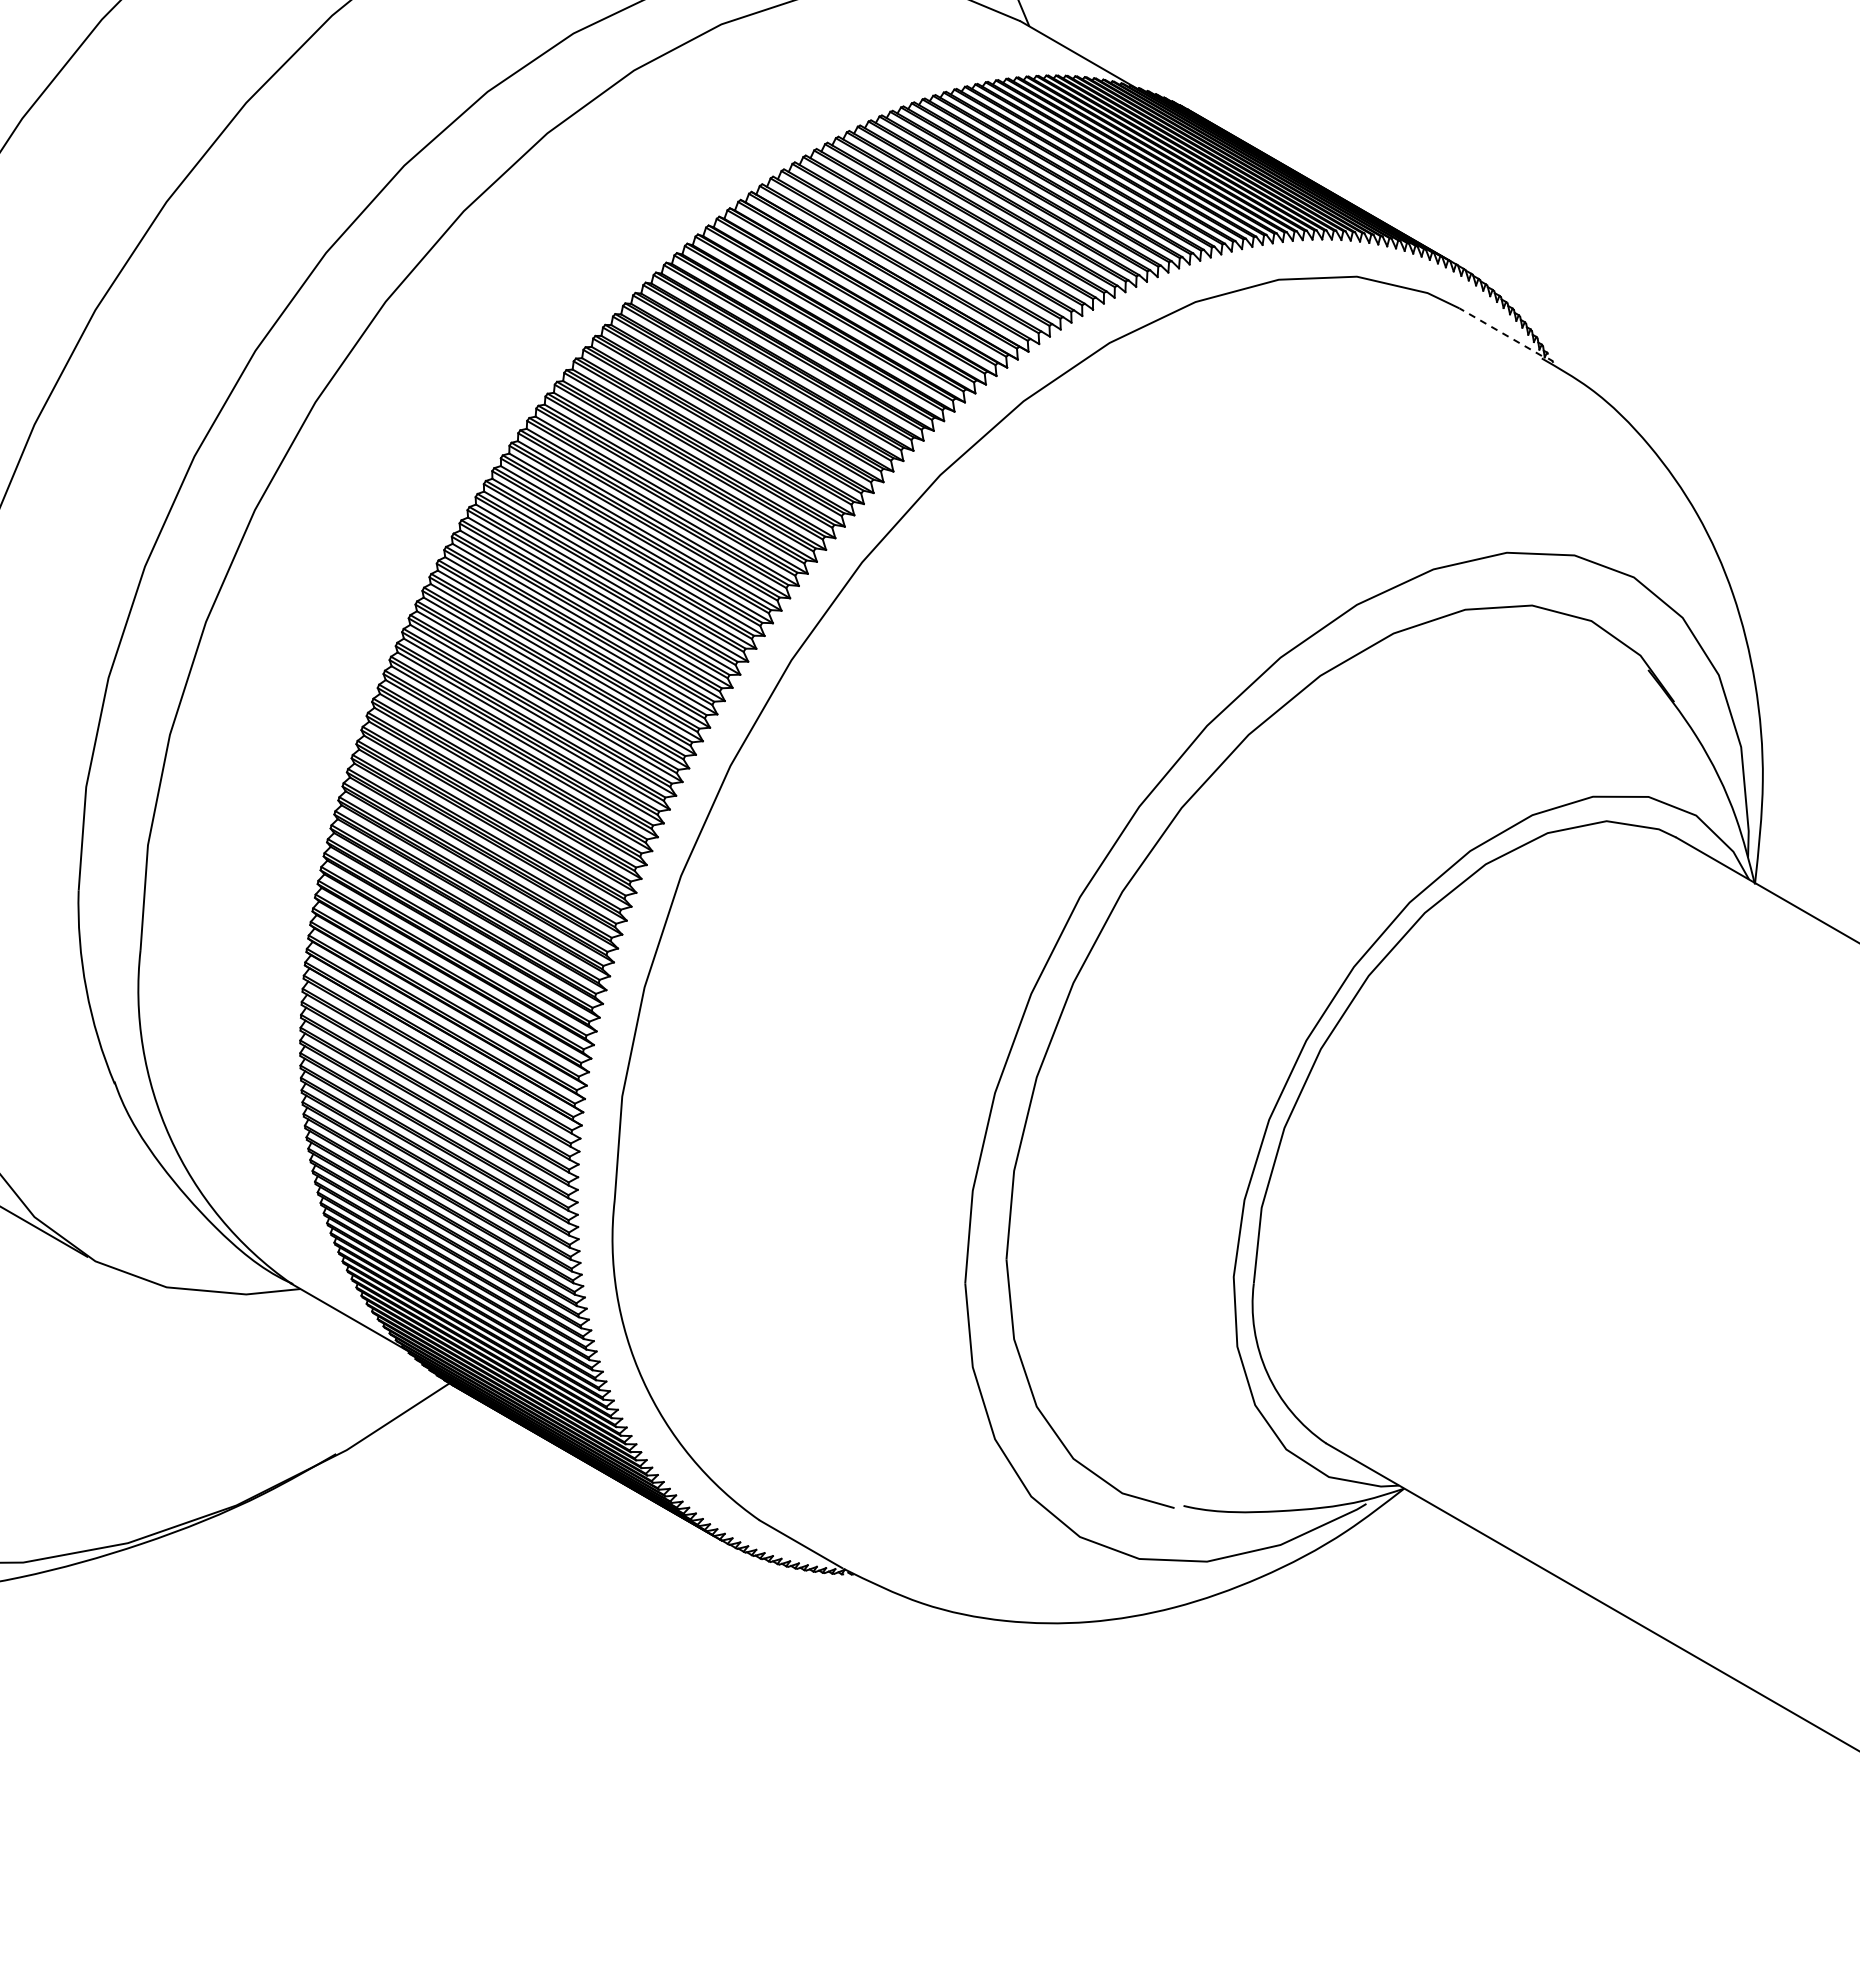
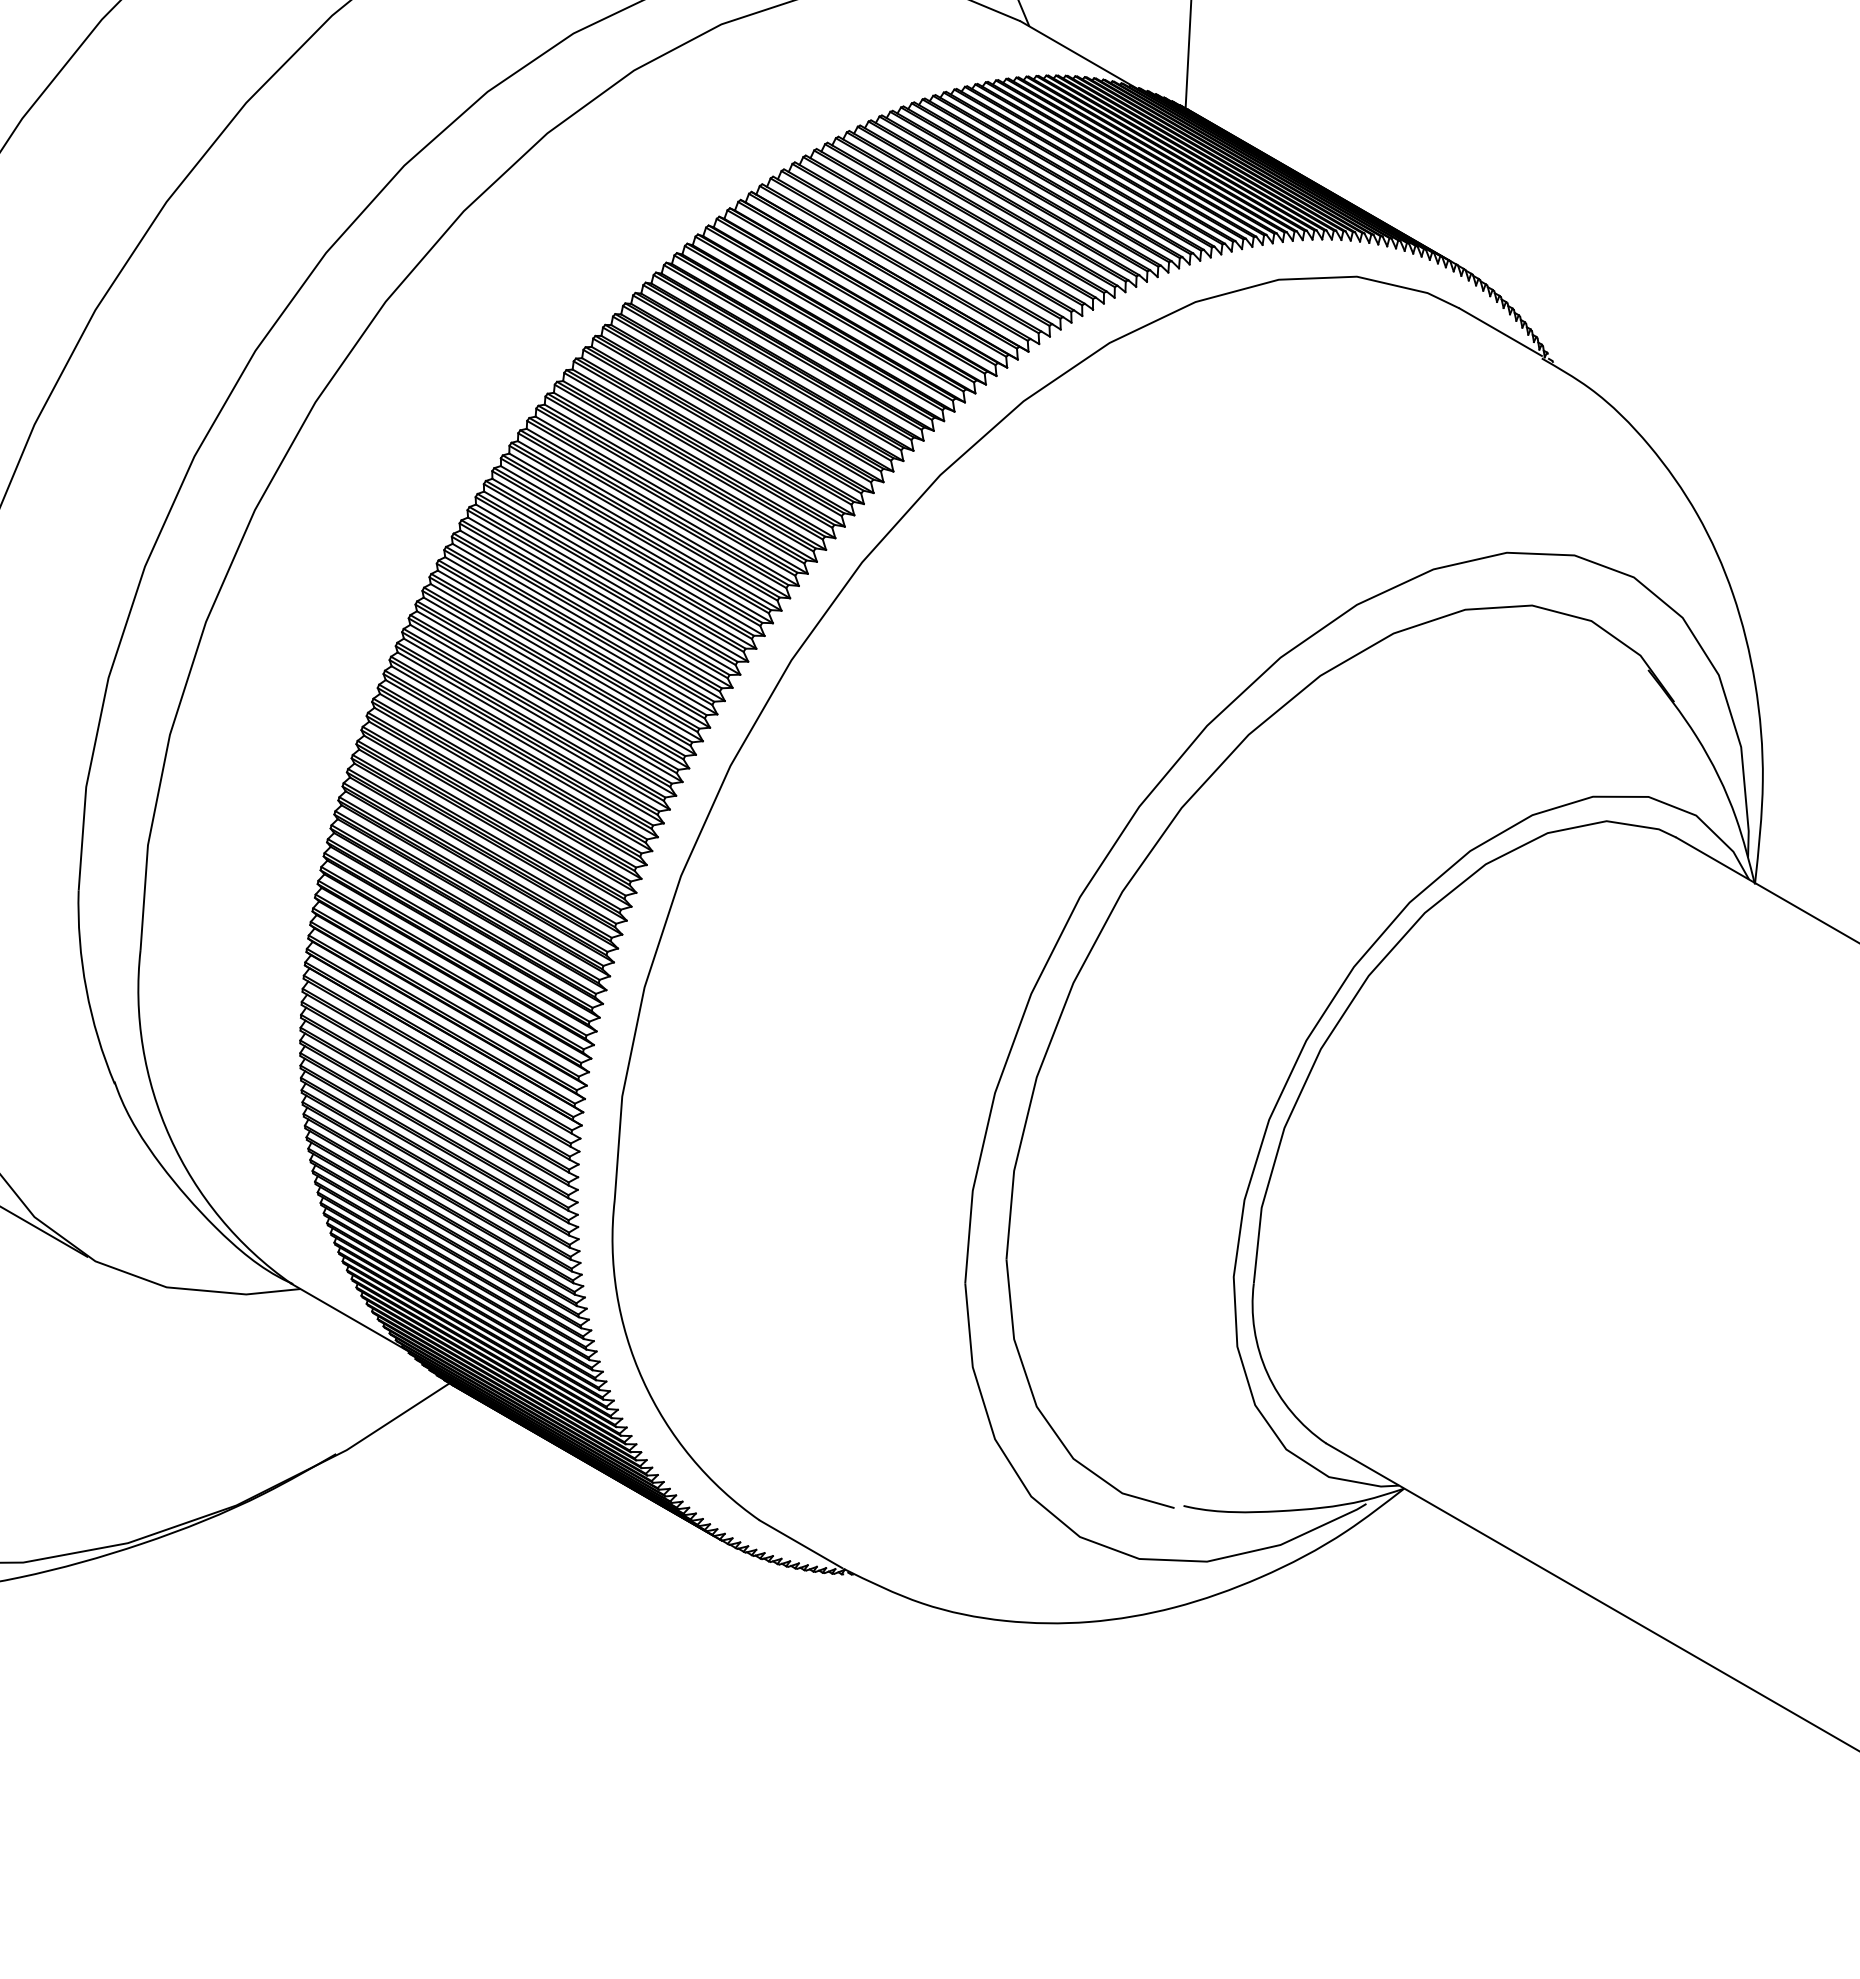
line: none -> present (1188, 56)
line: dashed -> solid (1500, 332)
